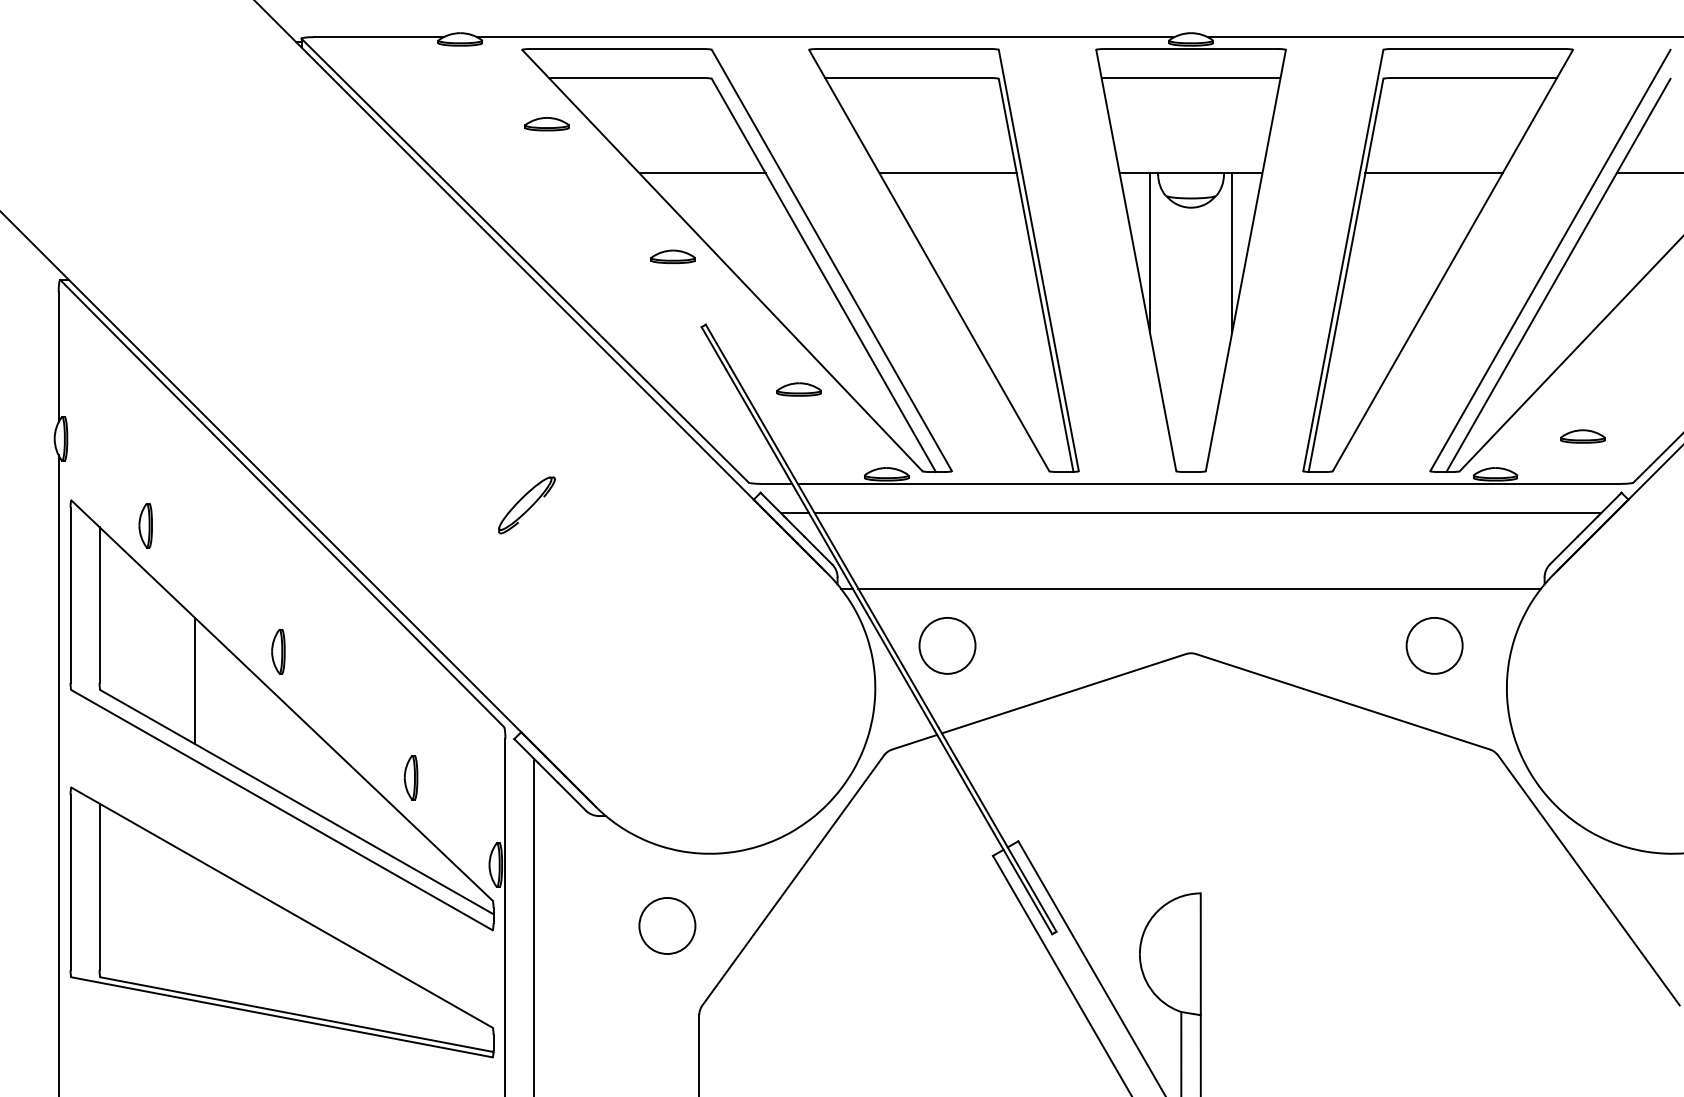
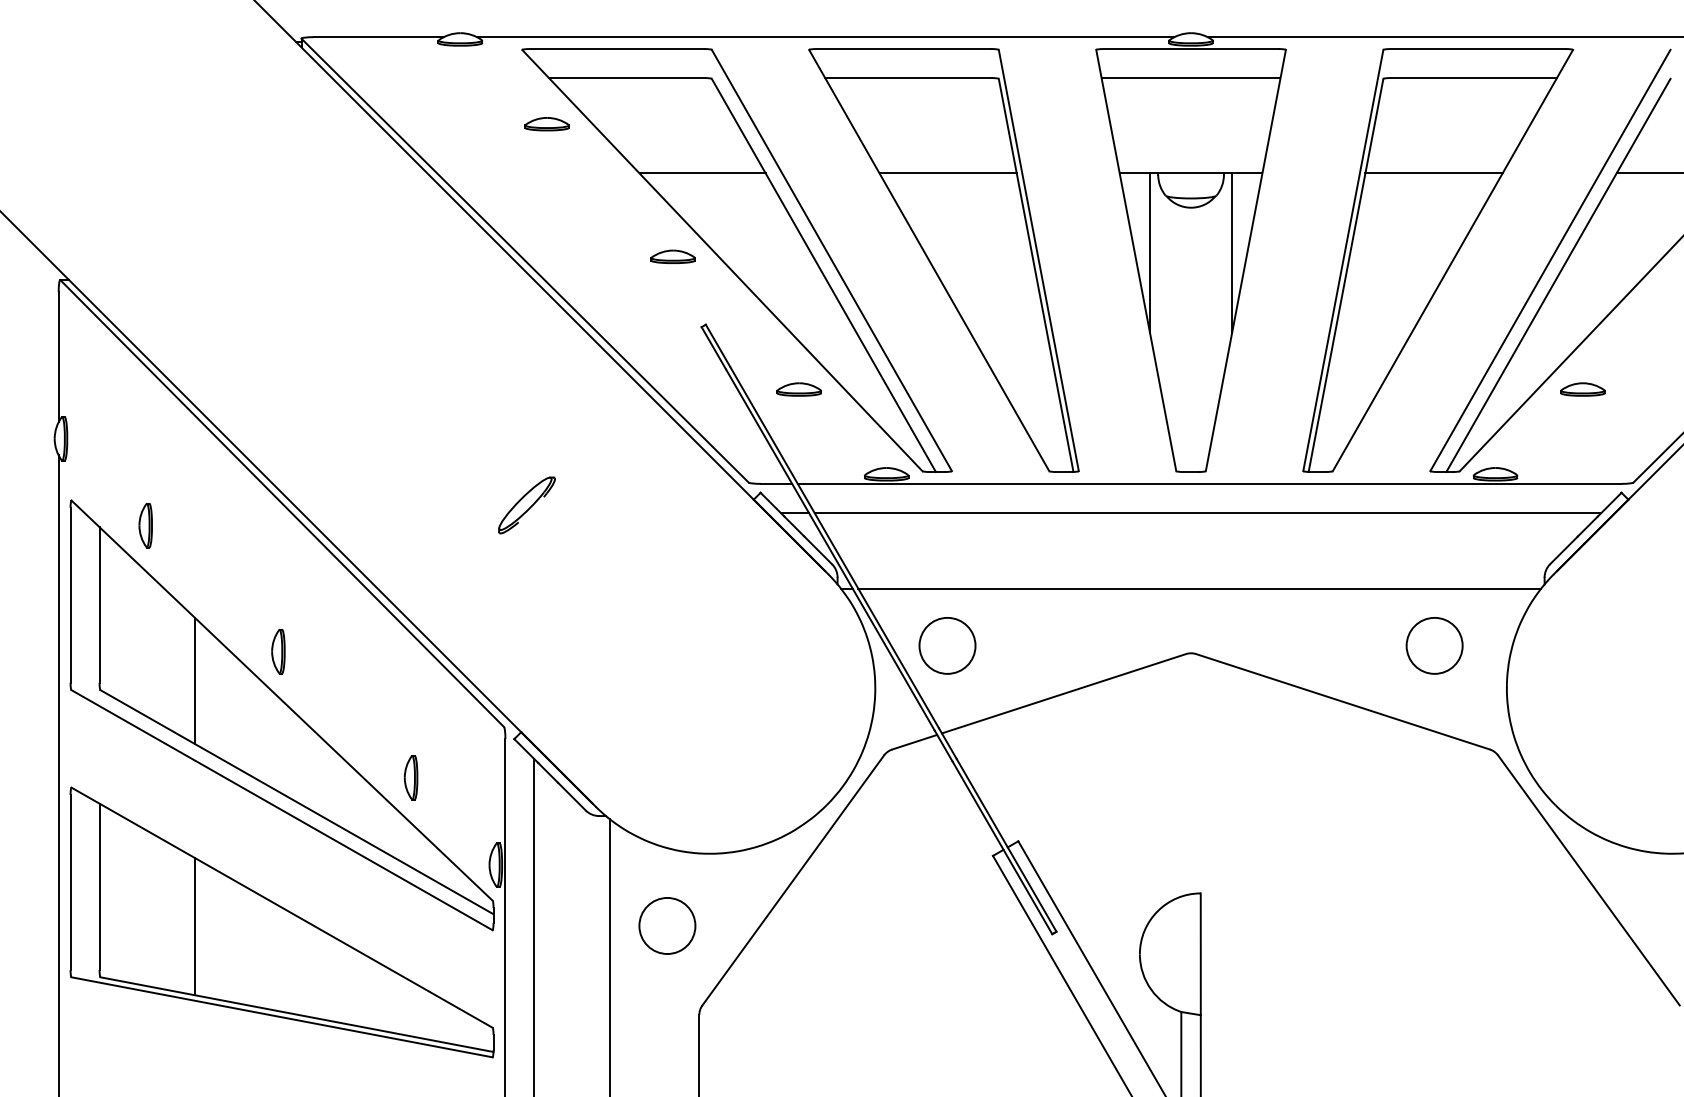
part position: (1582, 436) -> (1582, 389) (1582, 389)
line: none -> present (195, 926)
line: none -> present (610, 956)
